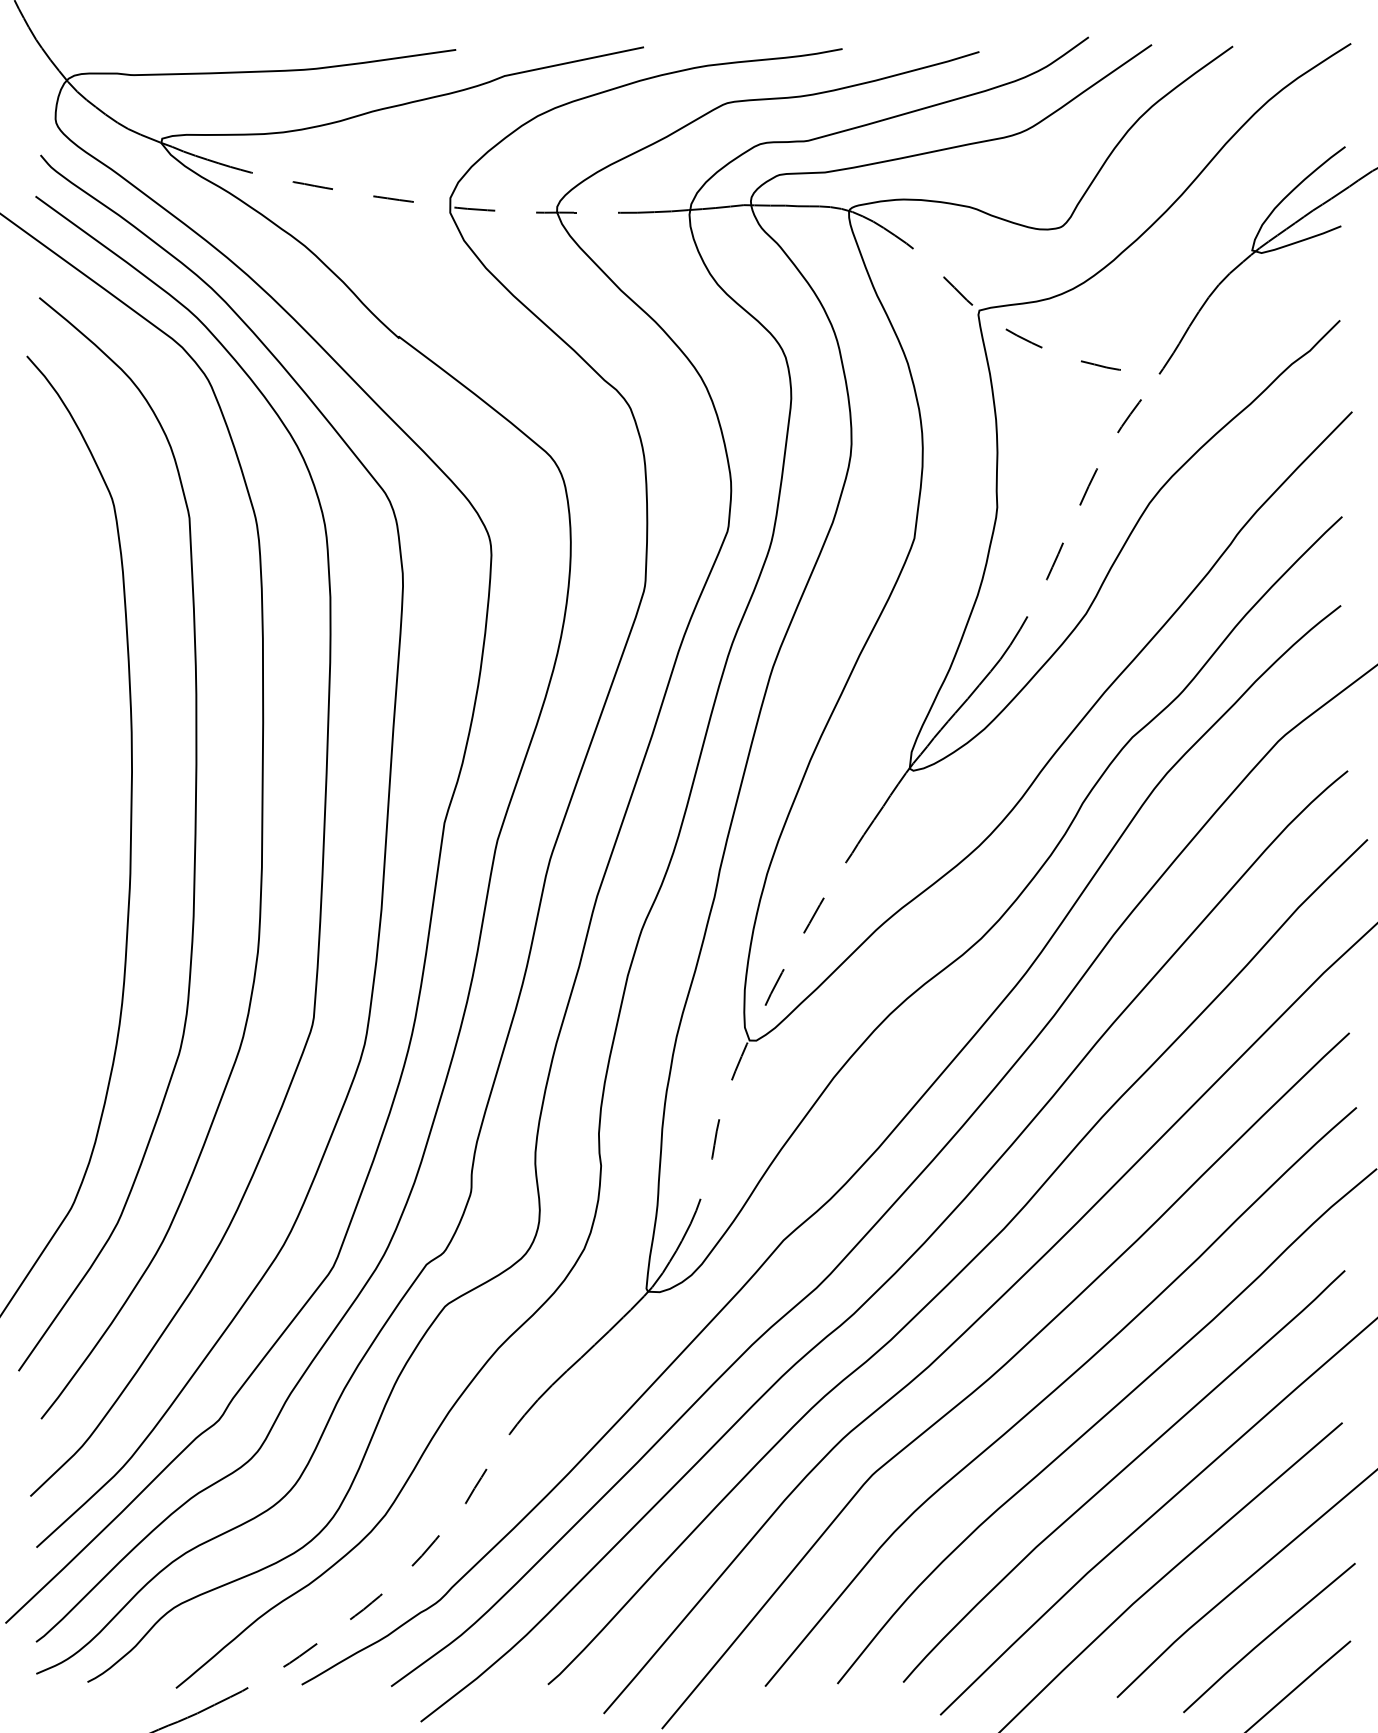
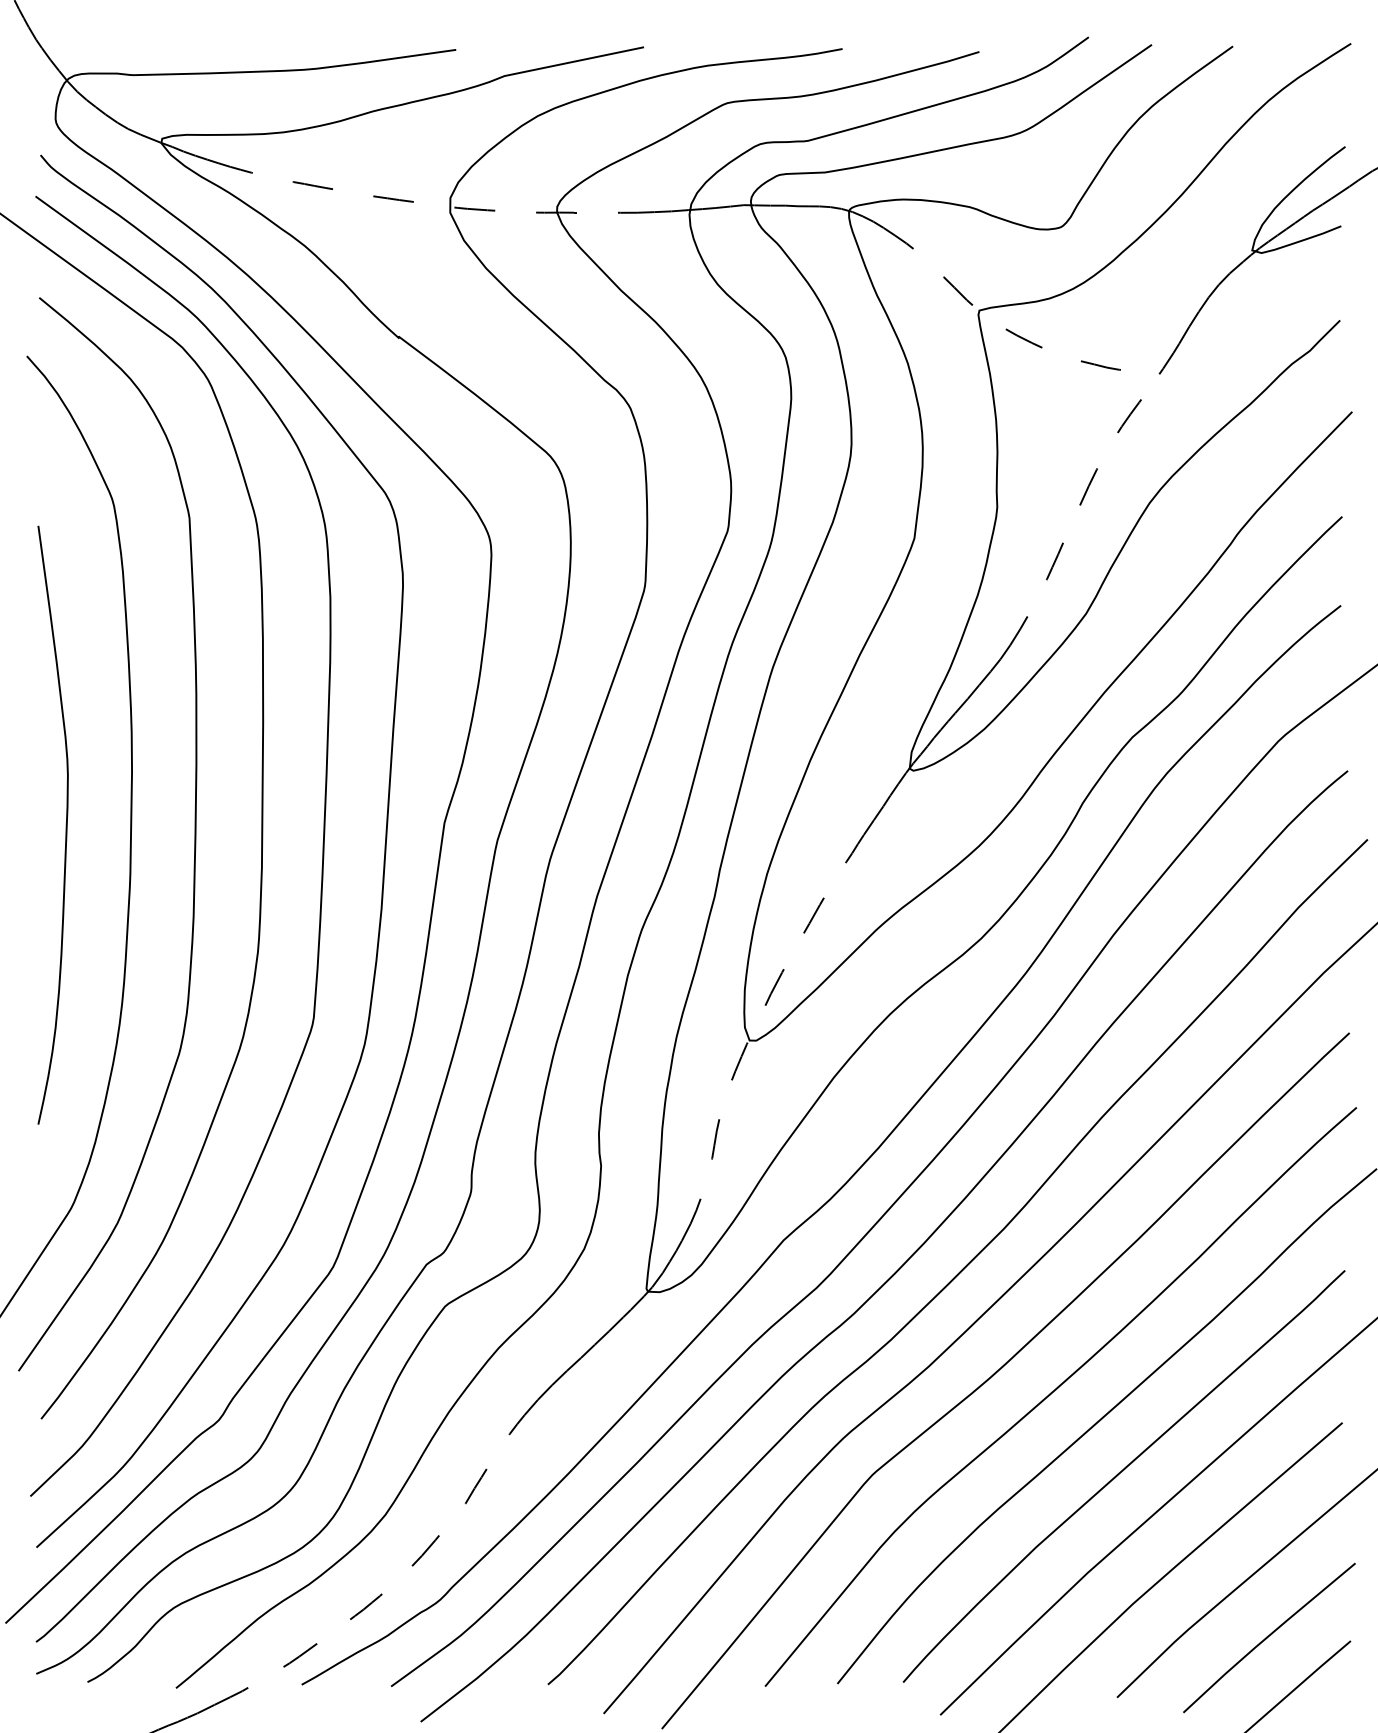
curve: none -> present (65, 824)
